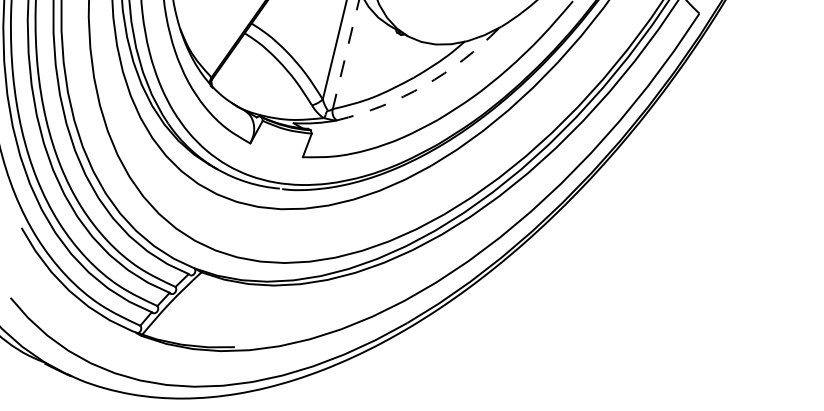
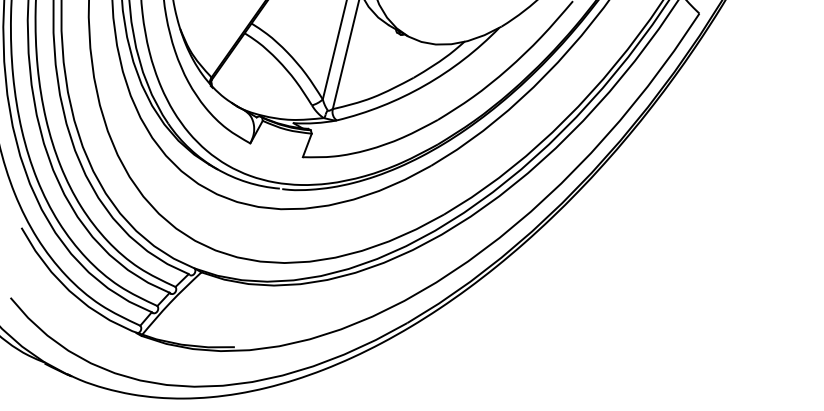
line: dashed -> solid (345, 54)
arc: dashed -> solid (424, 85)
